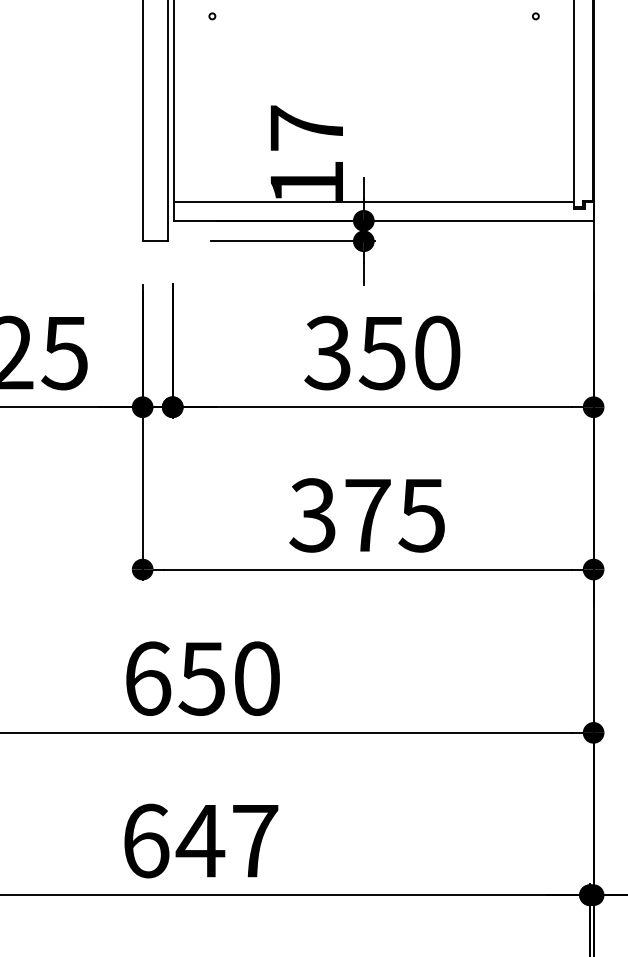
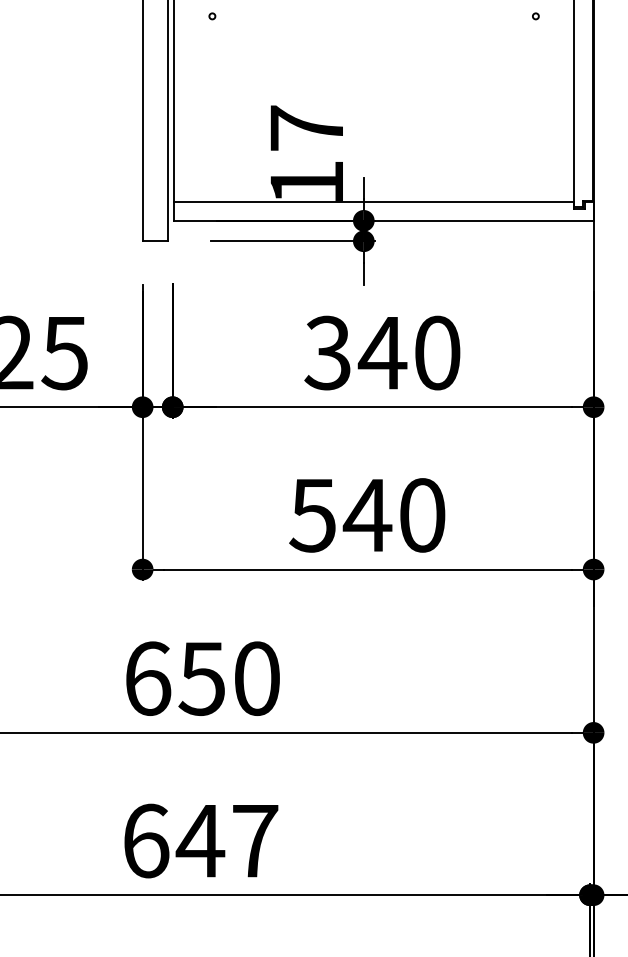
text: 350 -> 340 (382, 353)
text: 375 -> 540 (367, 515)
